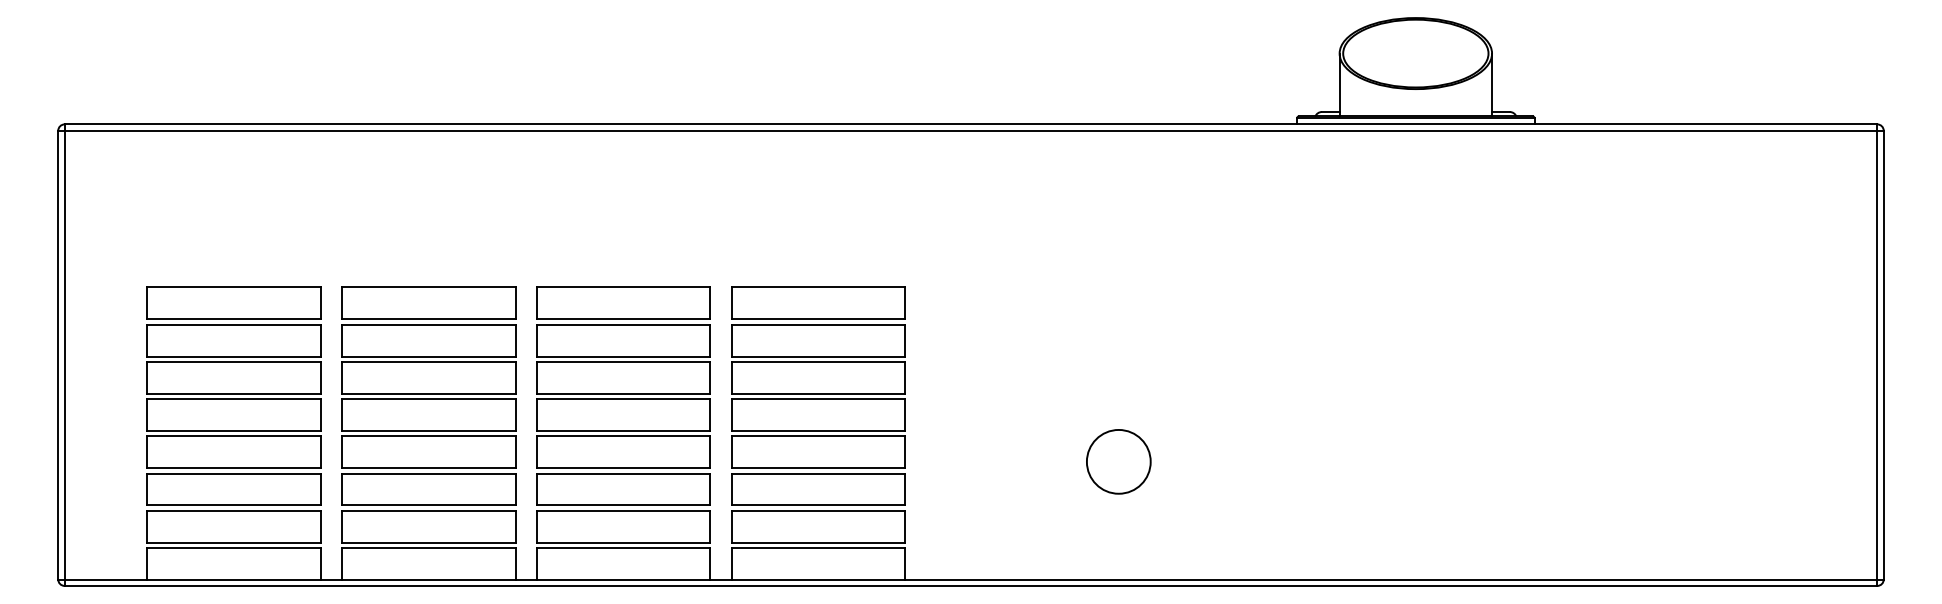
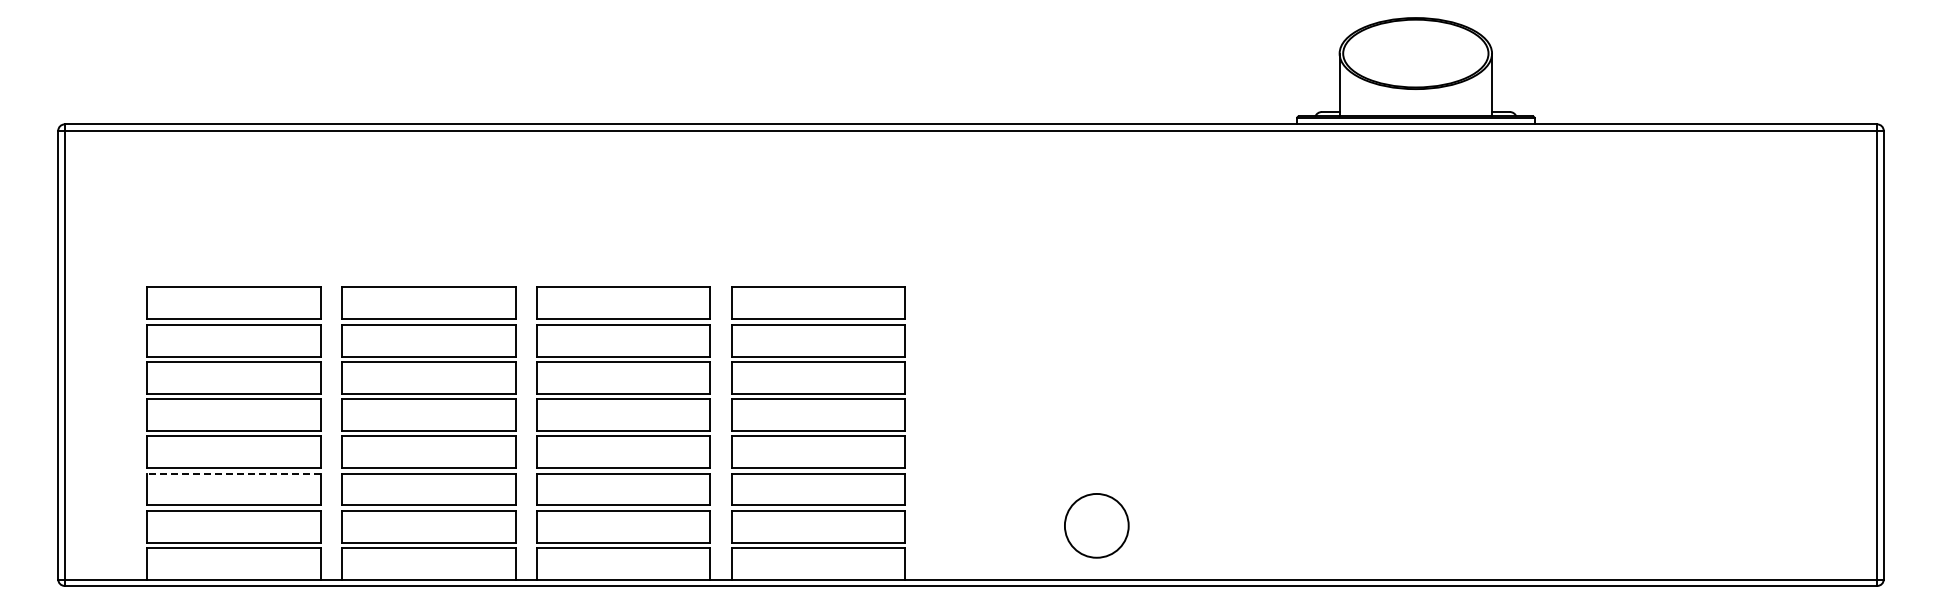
circle position: (1118, 461) -> (1096, 525) (1096, 525)
line: solid -> dashed (233, 473)
